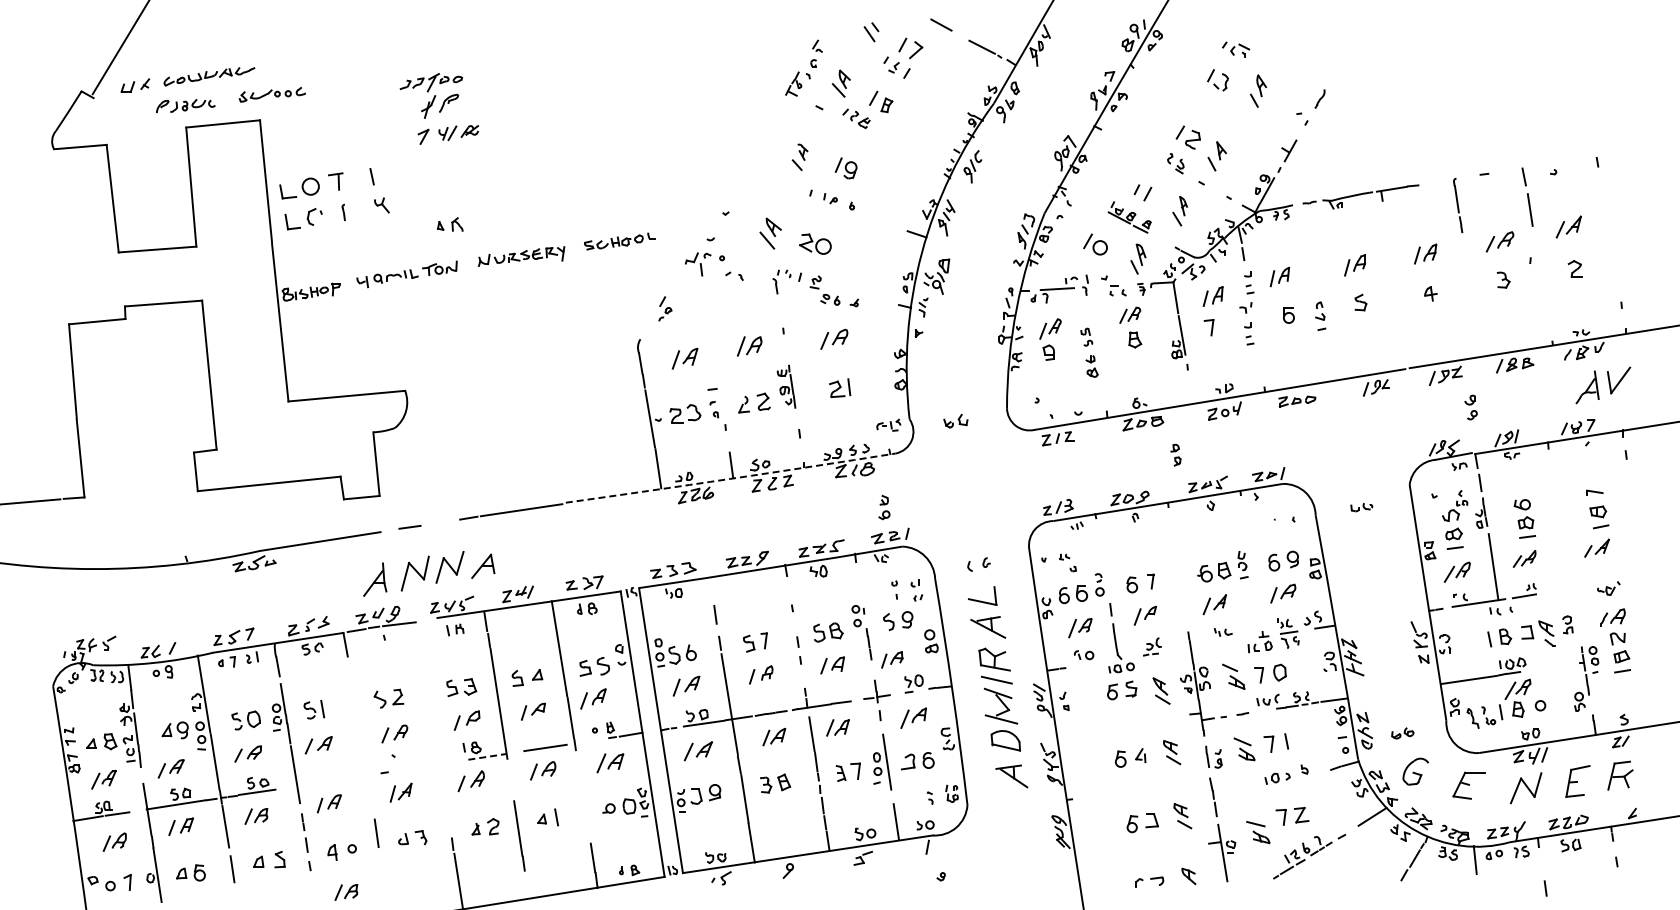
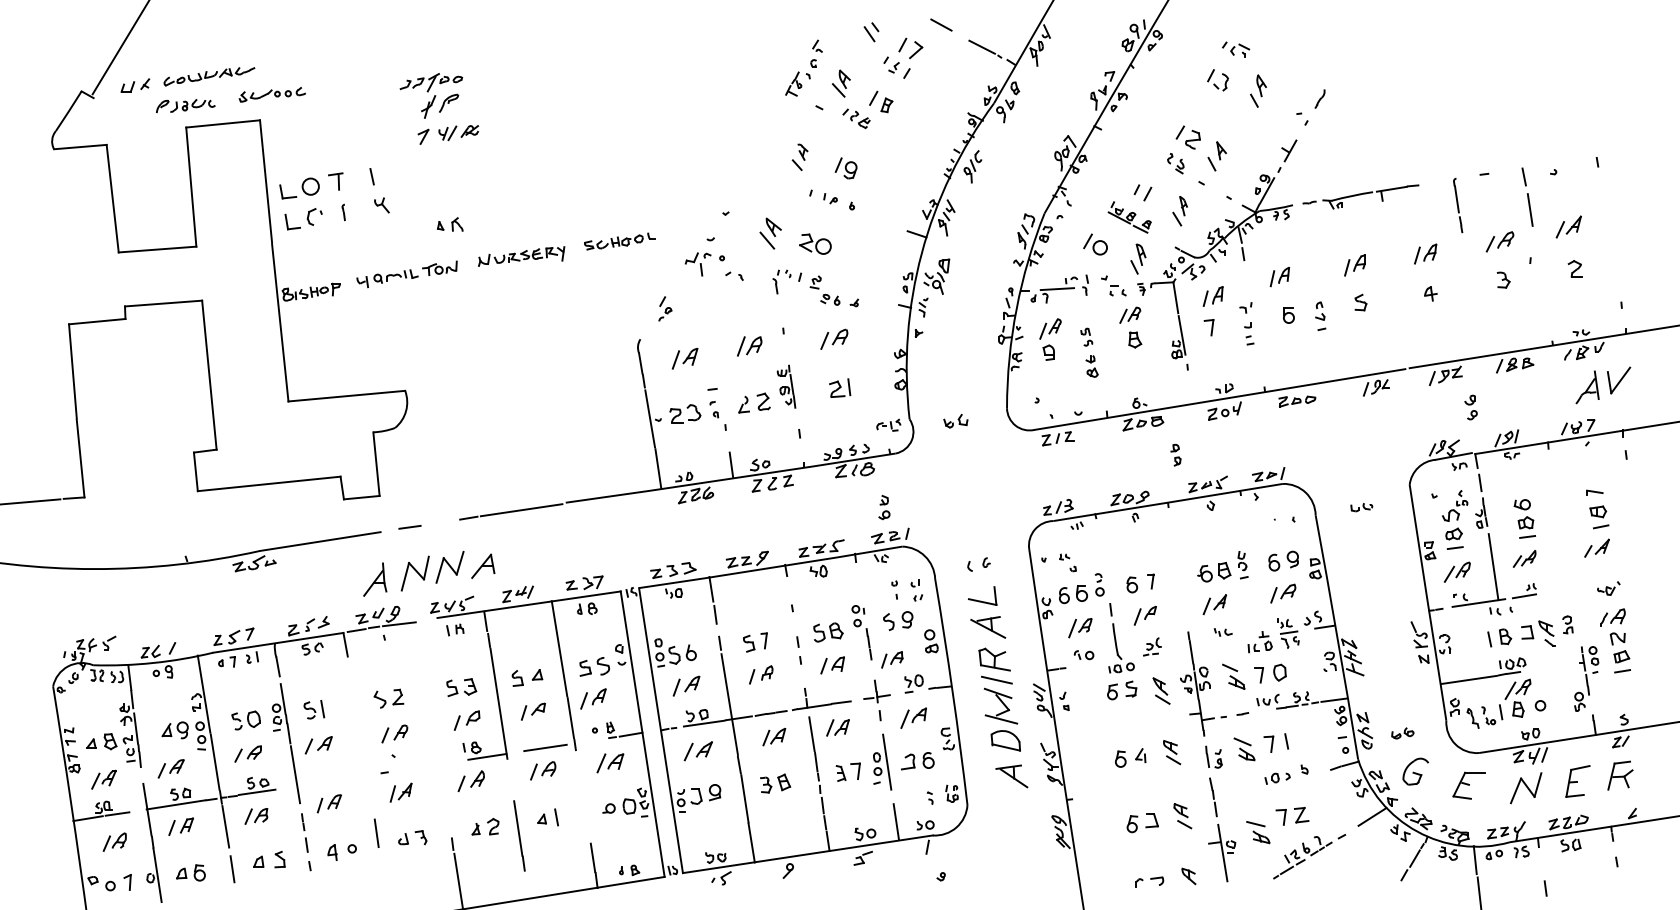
part: present -> none (1249, 282)
arc: dashed -> solid (730, 478)
line: none -> present (711, 589)
line: dashed -> solid (487, 756)
line: none -> present (1479, 891)
part: present -> none (346, 892)
